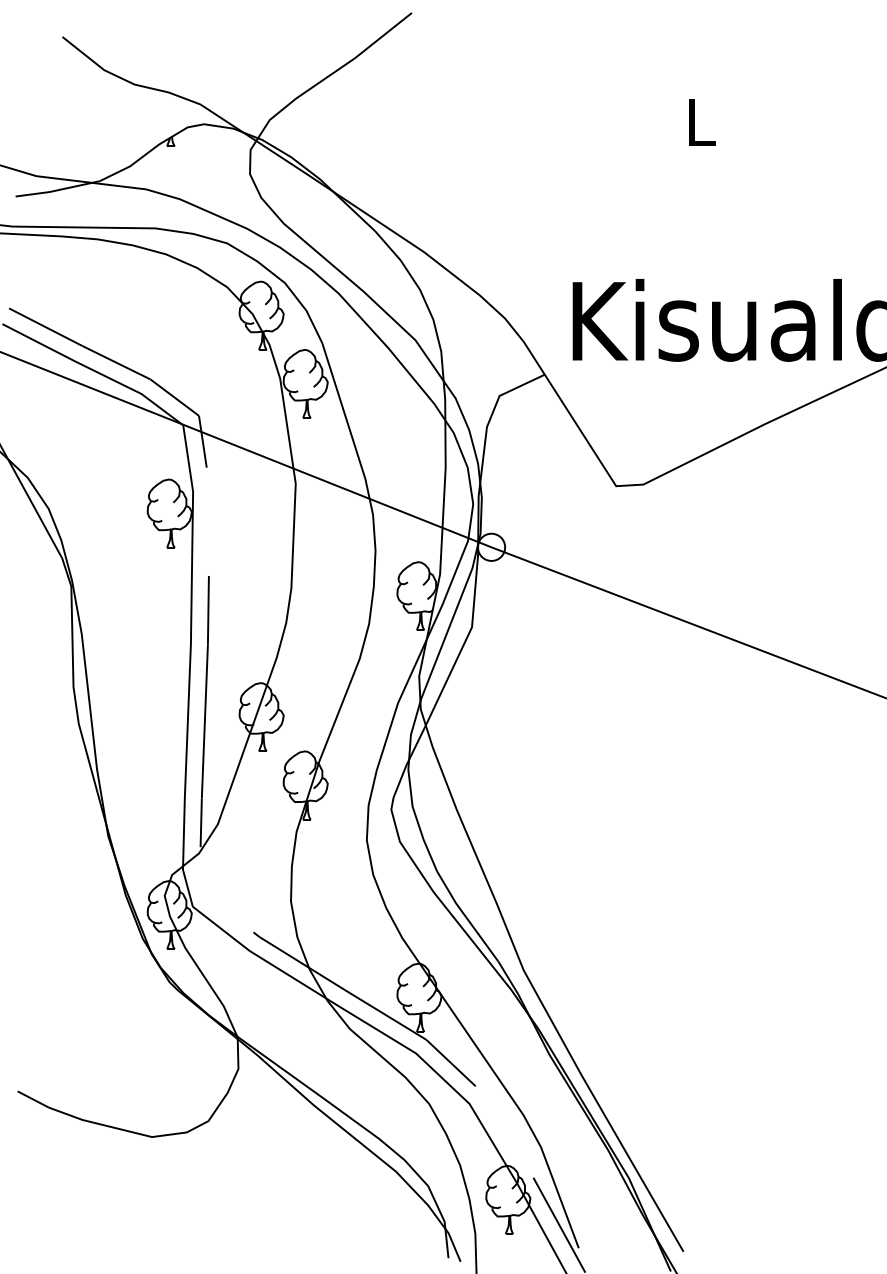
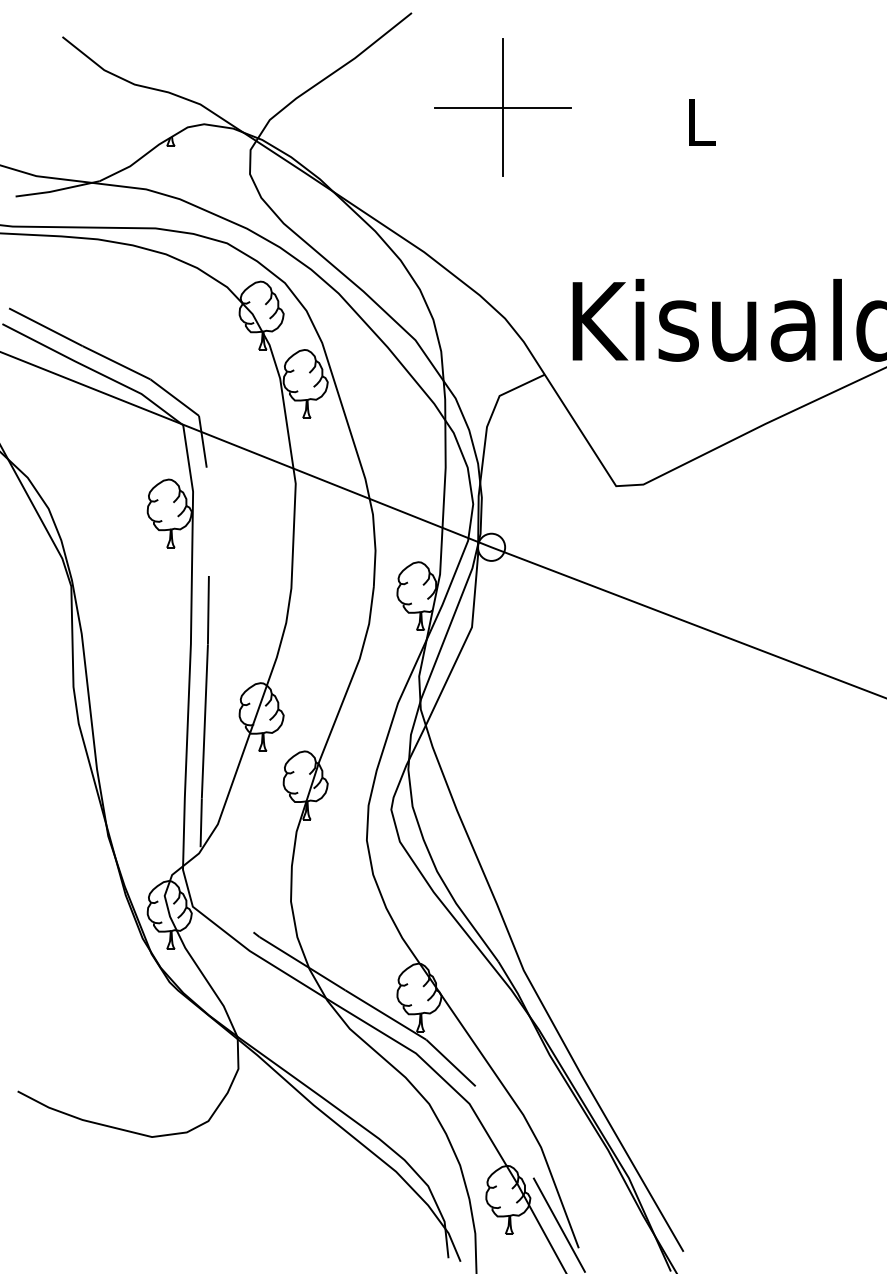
part: none -> present (502, 107)
